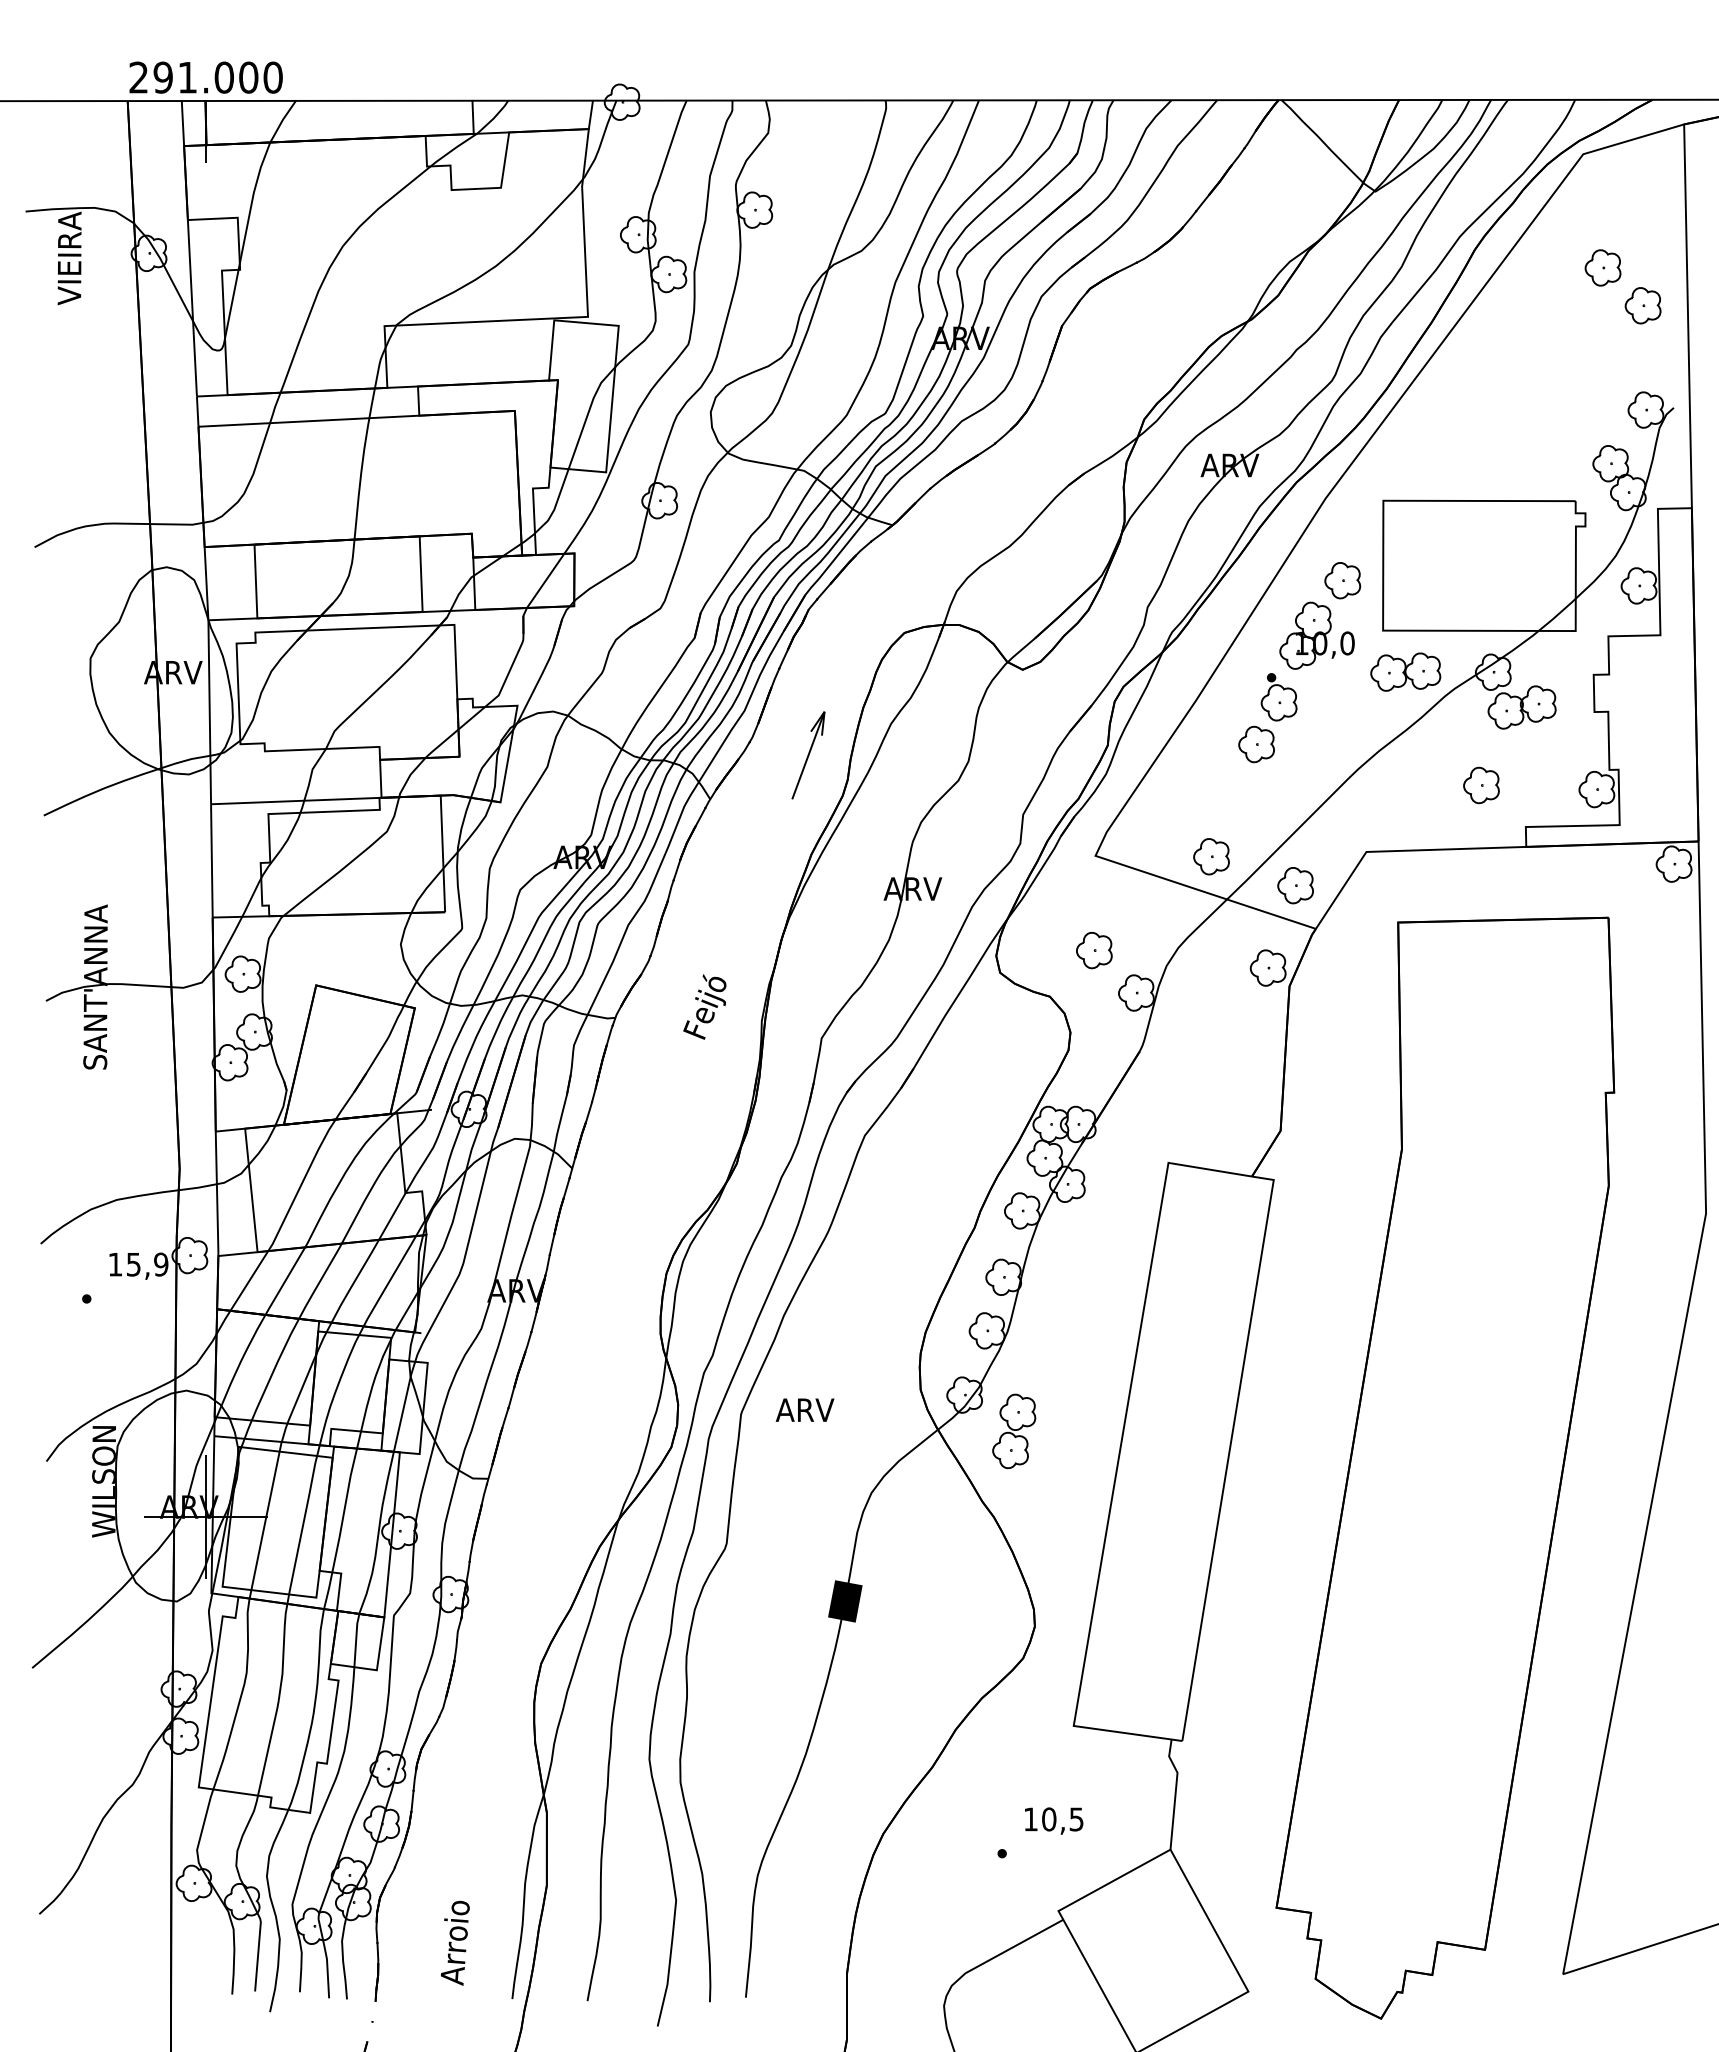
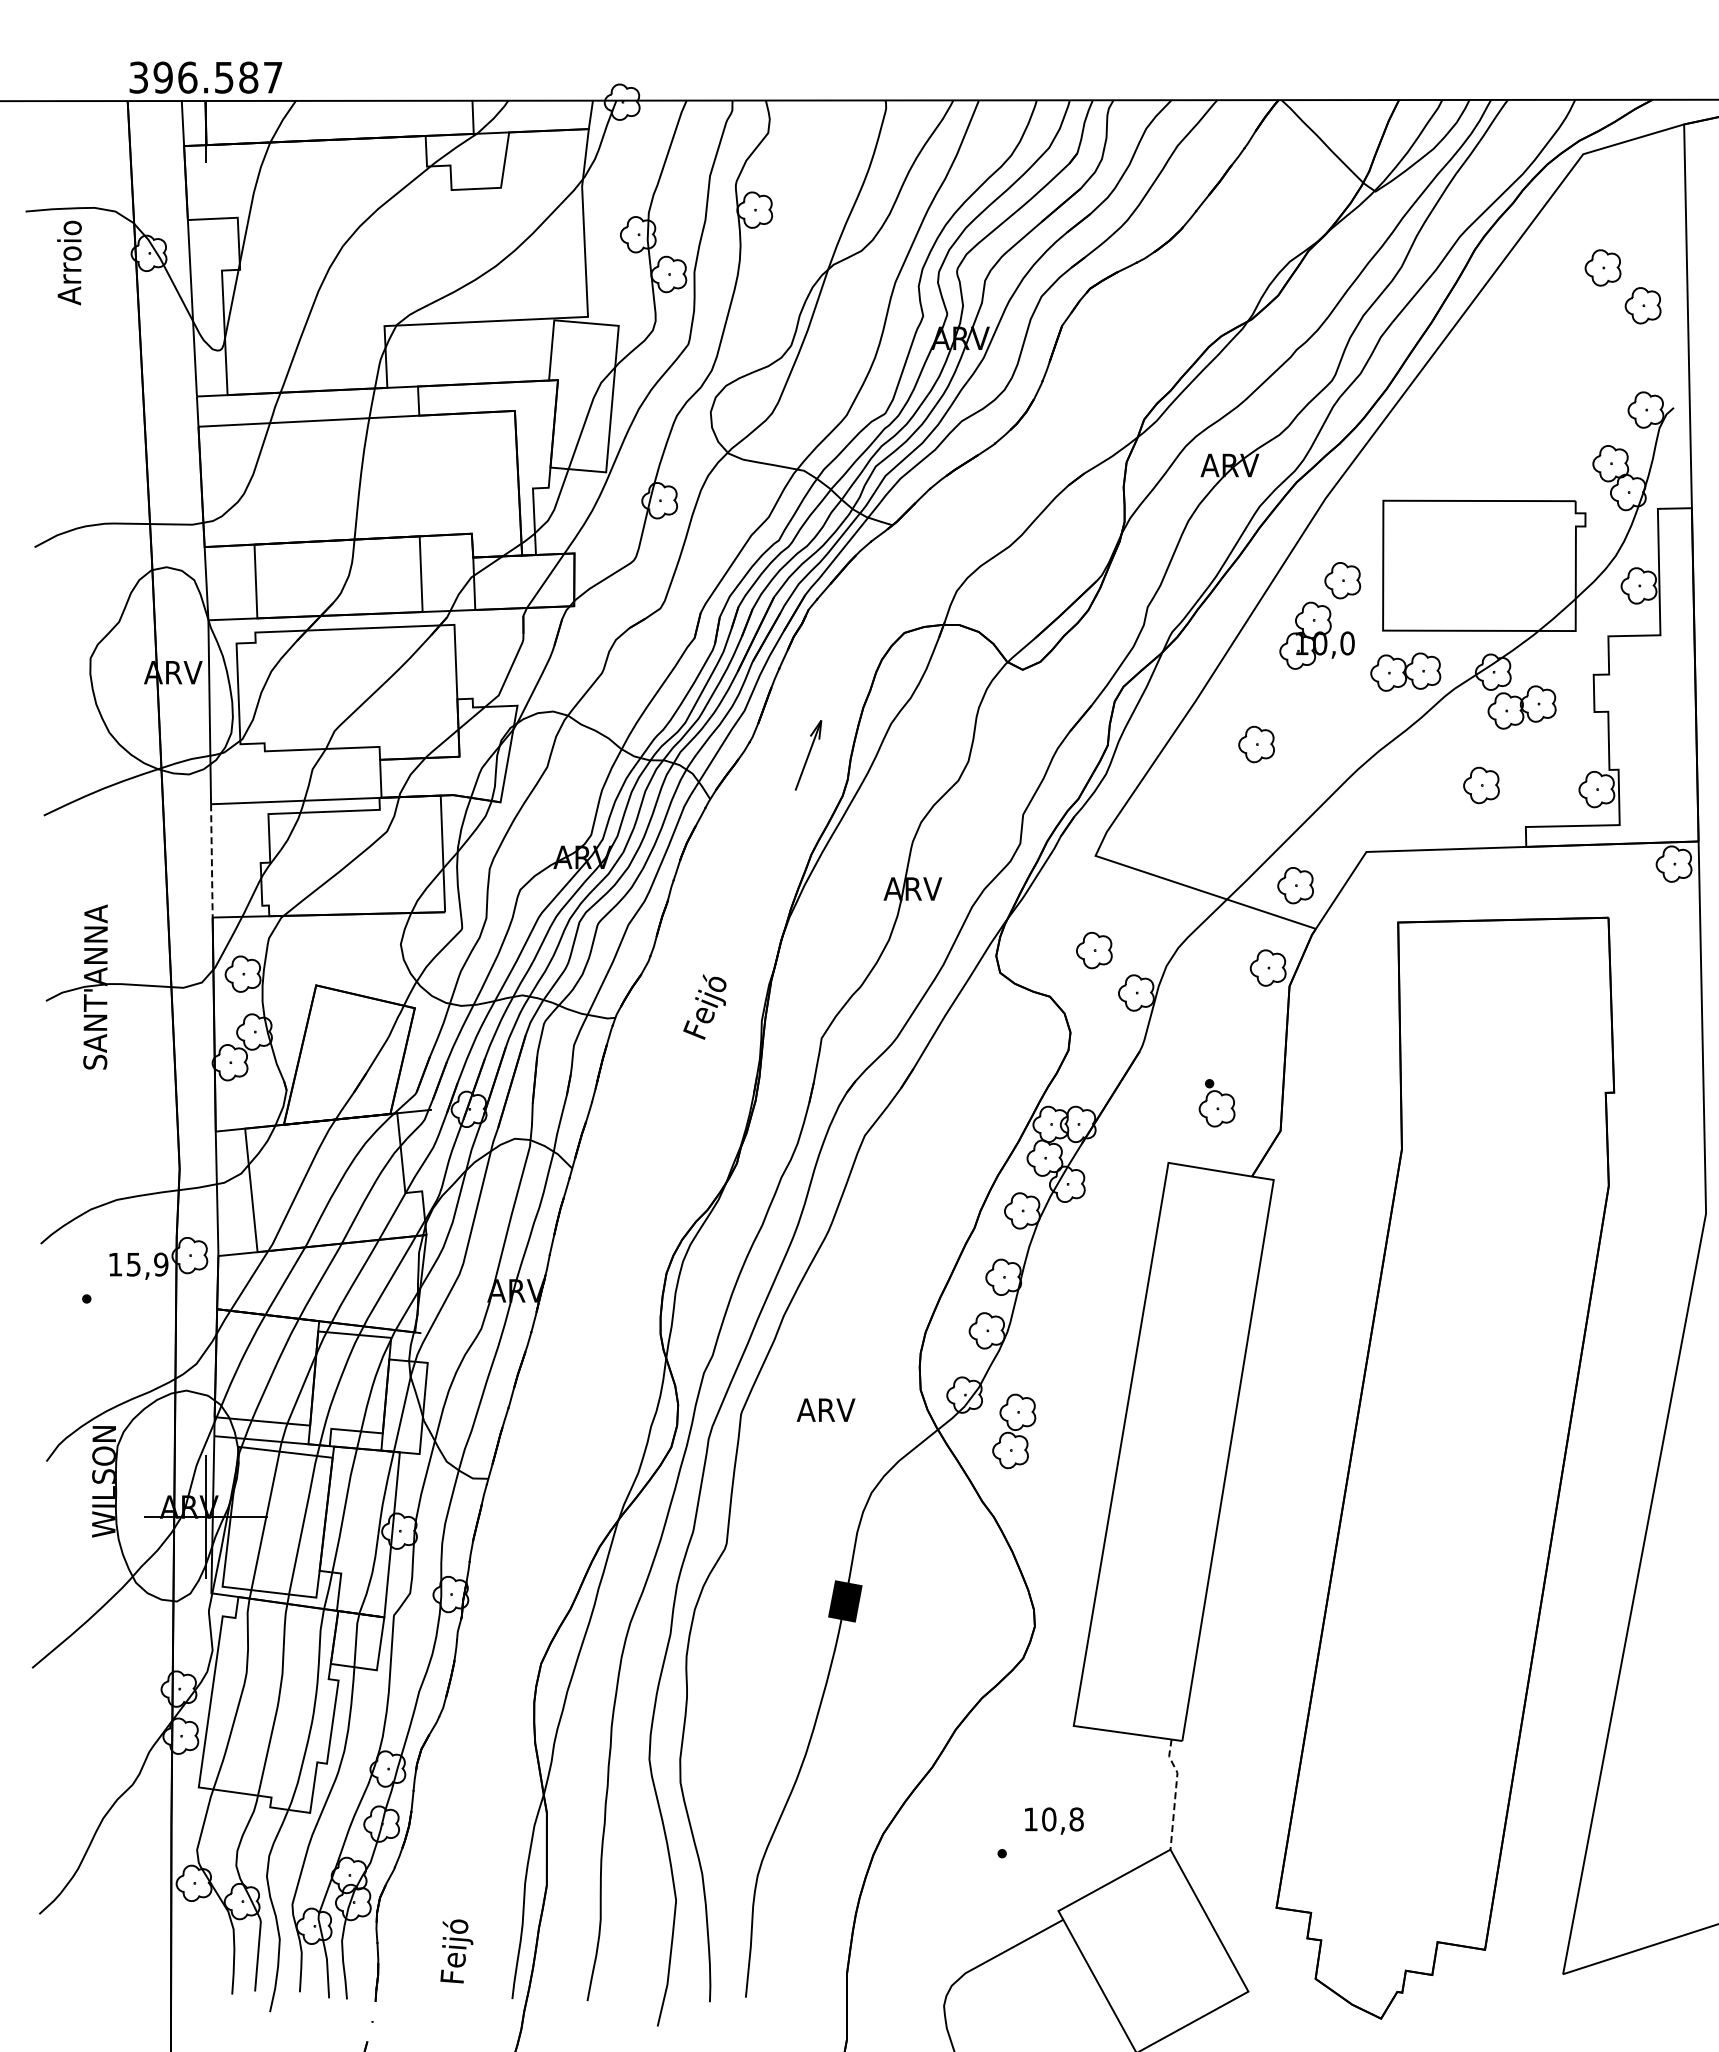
text: 291.000 -> 396.587 (205, 77)
text: VIEIRA -> Arroio (69, 258)
part position: (1278, 697) -> (1216, 1103) (1216, 1103)
part size: 35x89 px -> 28x71 px (808, 755)
part: present -> none (1211, 856)
line: solid -> dashed (211, 860)
text position: (804, 1409) -> (825, 1409) (825, 1409)
line: solid -> dashed (1175, 1792)
text: 10,5 -> 10,8 (1076, 1819)
text: Arroio -> Feijó (456, 1942)
